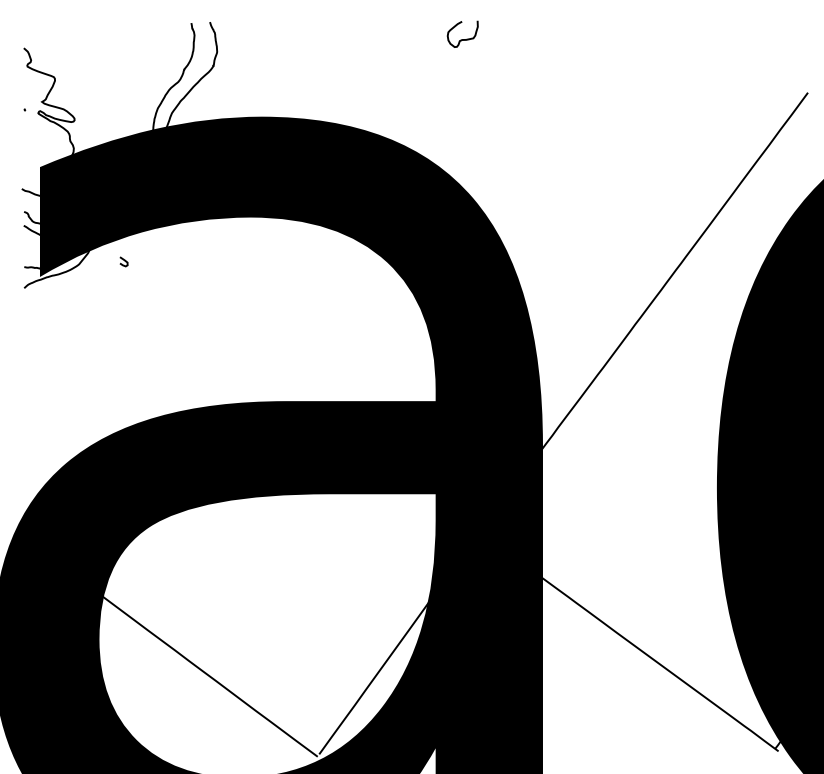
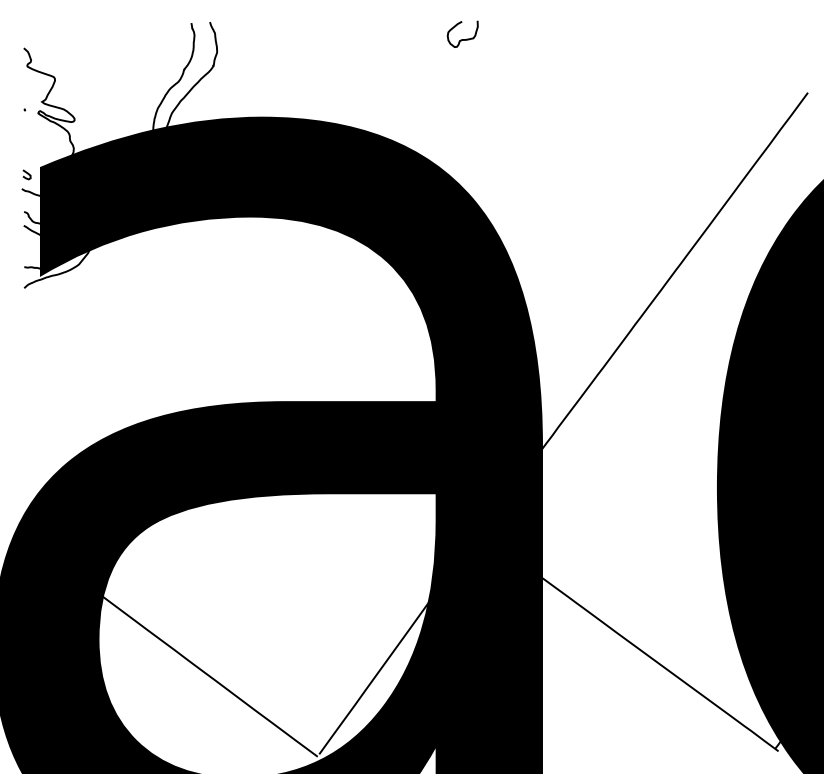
curve position: (123, 260) -> (26, 173) (26, 173)
